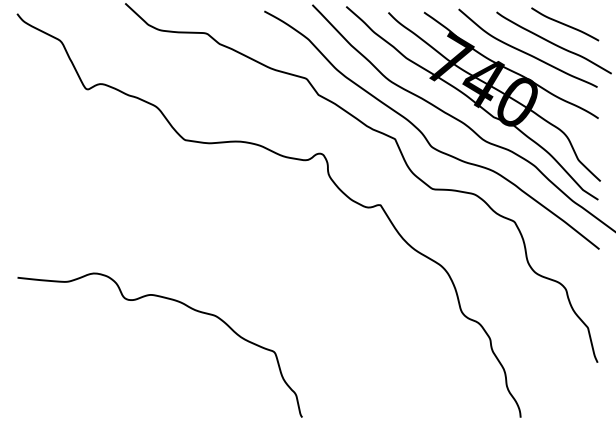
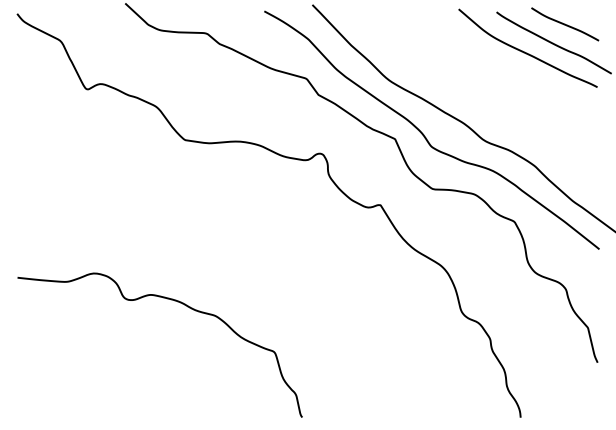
part: present -> none (473, 103)
